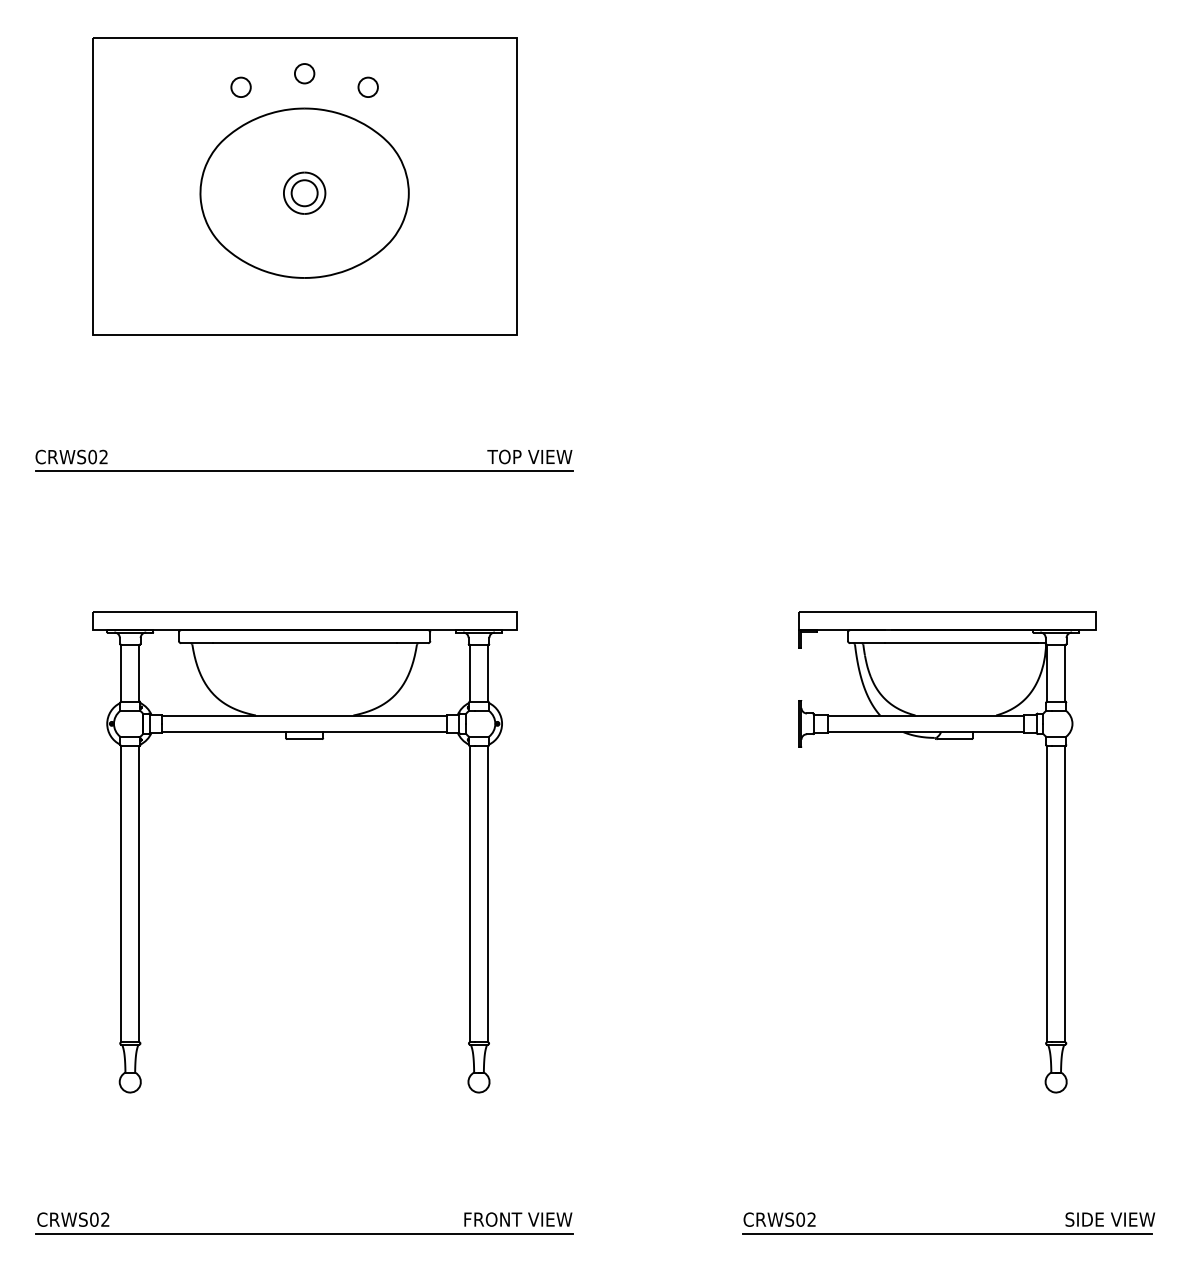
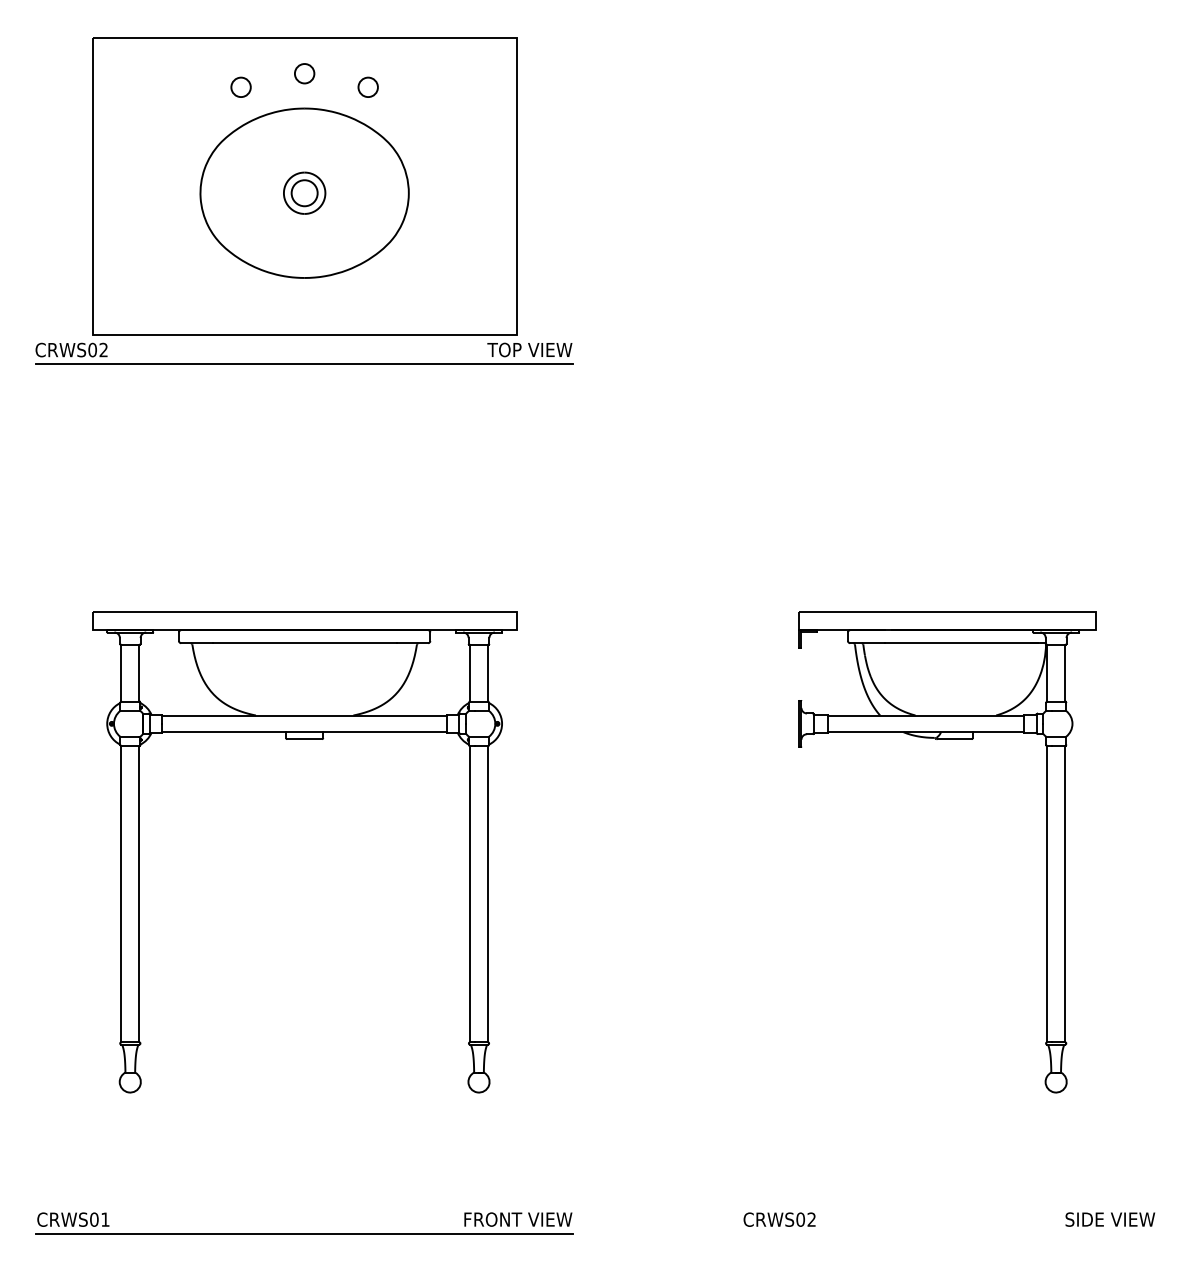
part position: (304, 470) -> (304, 363) (304, 363)
text: CRWS02 -> CRWS01 (105, 1219)
line: present -> none (947, 1233)
